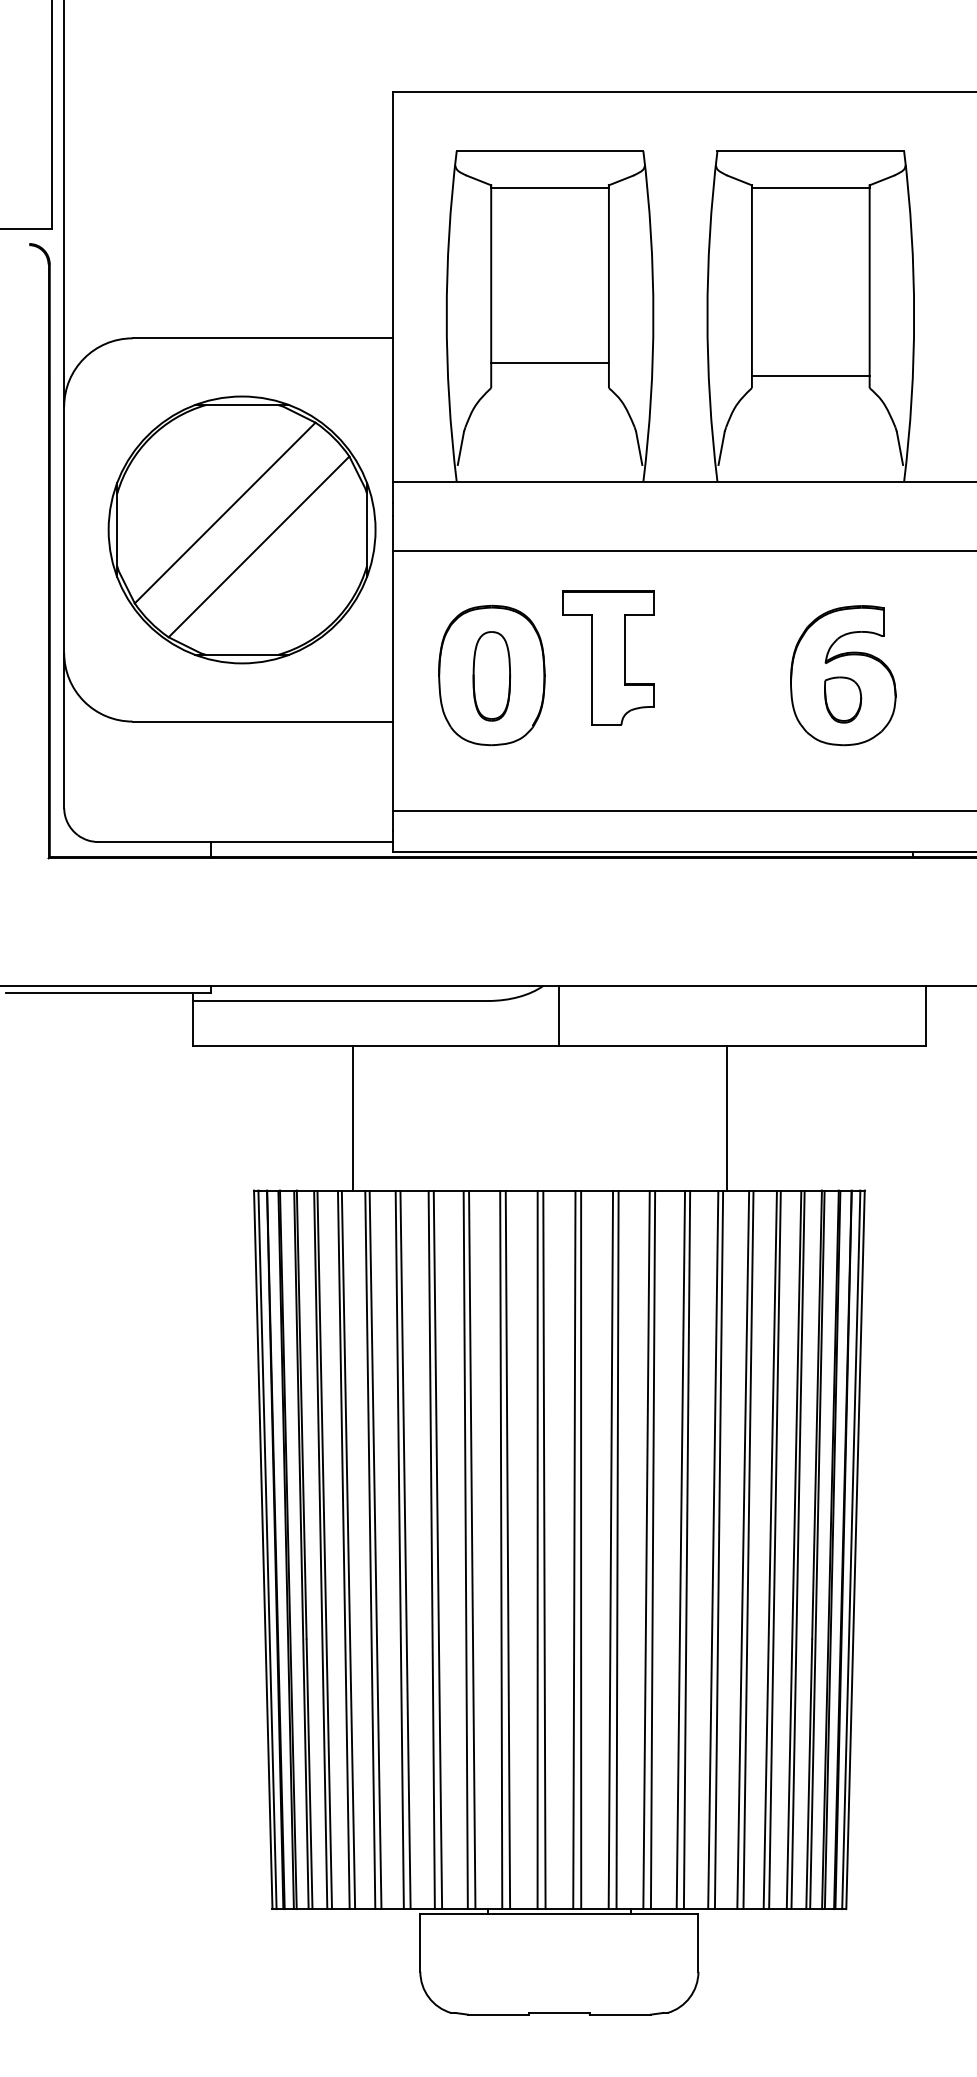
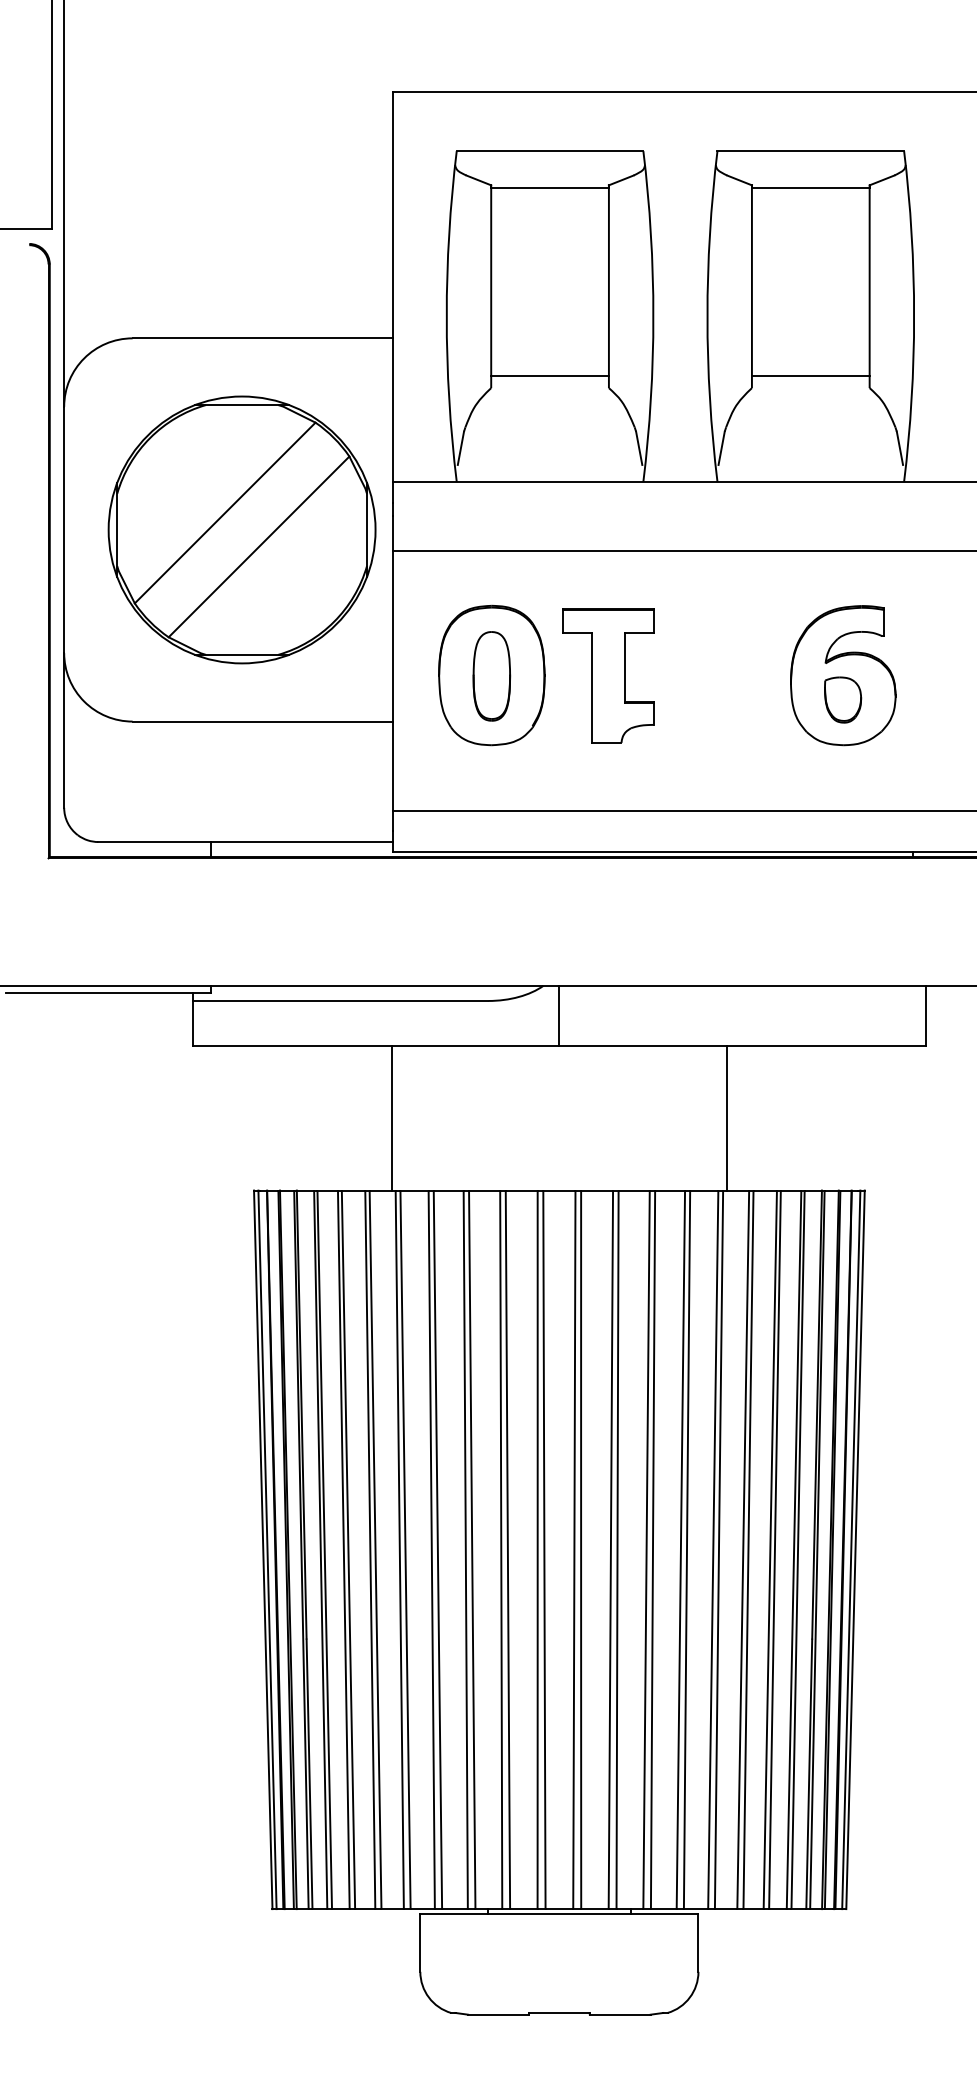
line position: (549, 363) -> (549, 376) (549, 376)
part position: (608, 657) -> (608, 675) (608, 675)
line position: (352, 1117) -> (391, 1117) (391, 1117)
